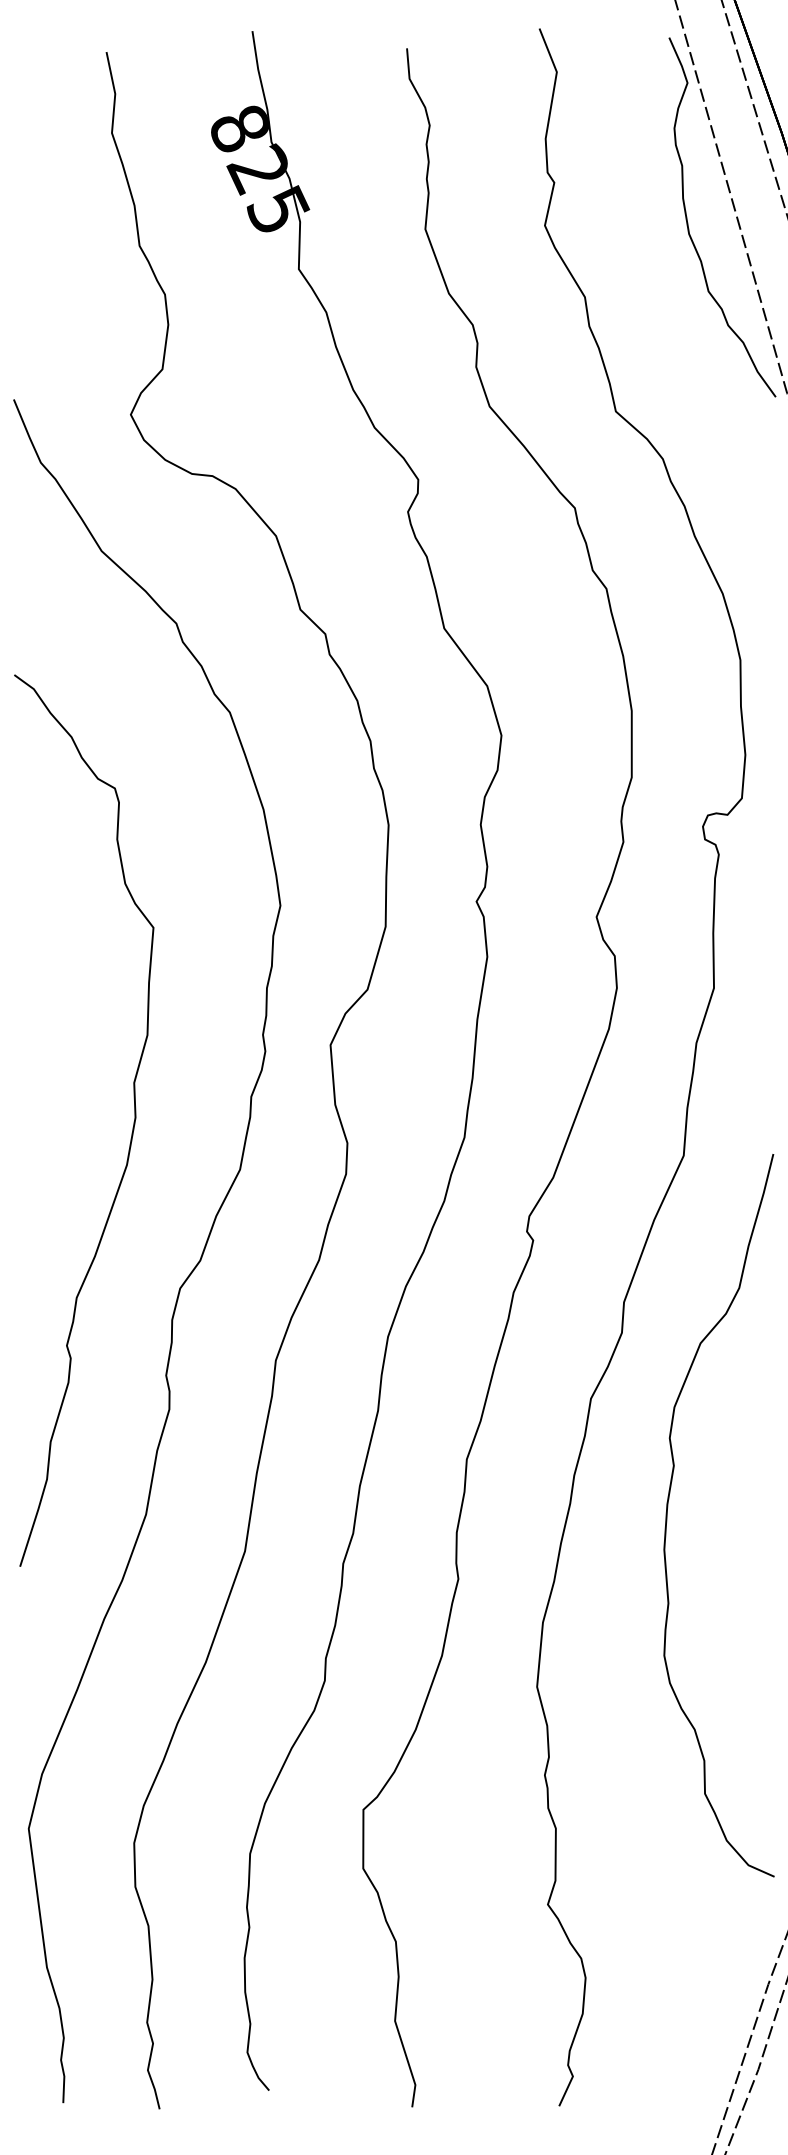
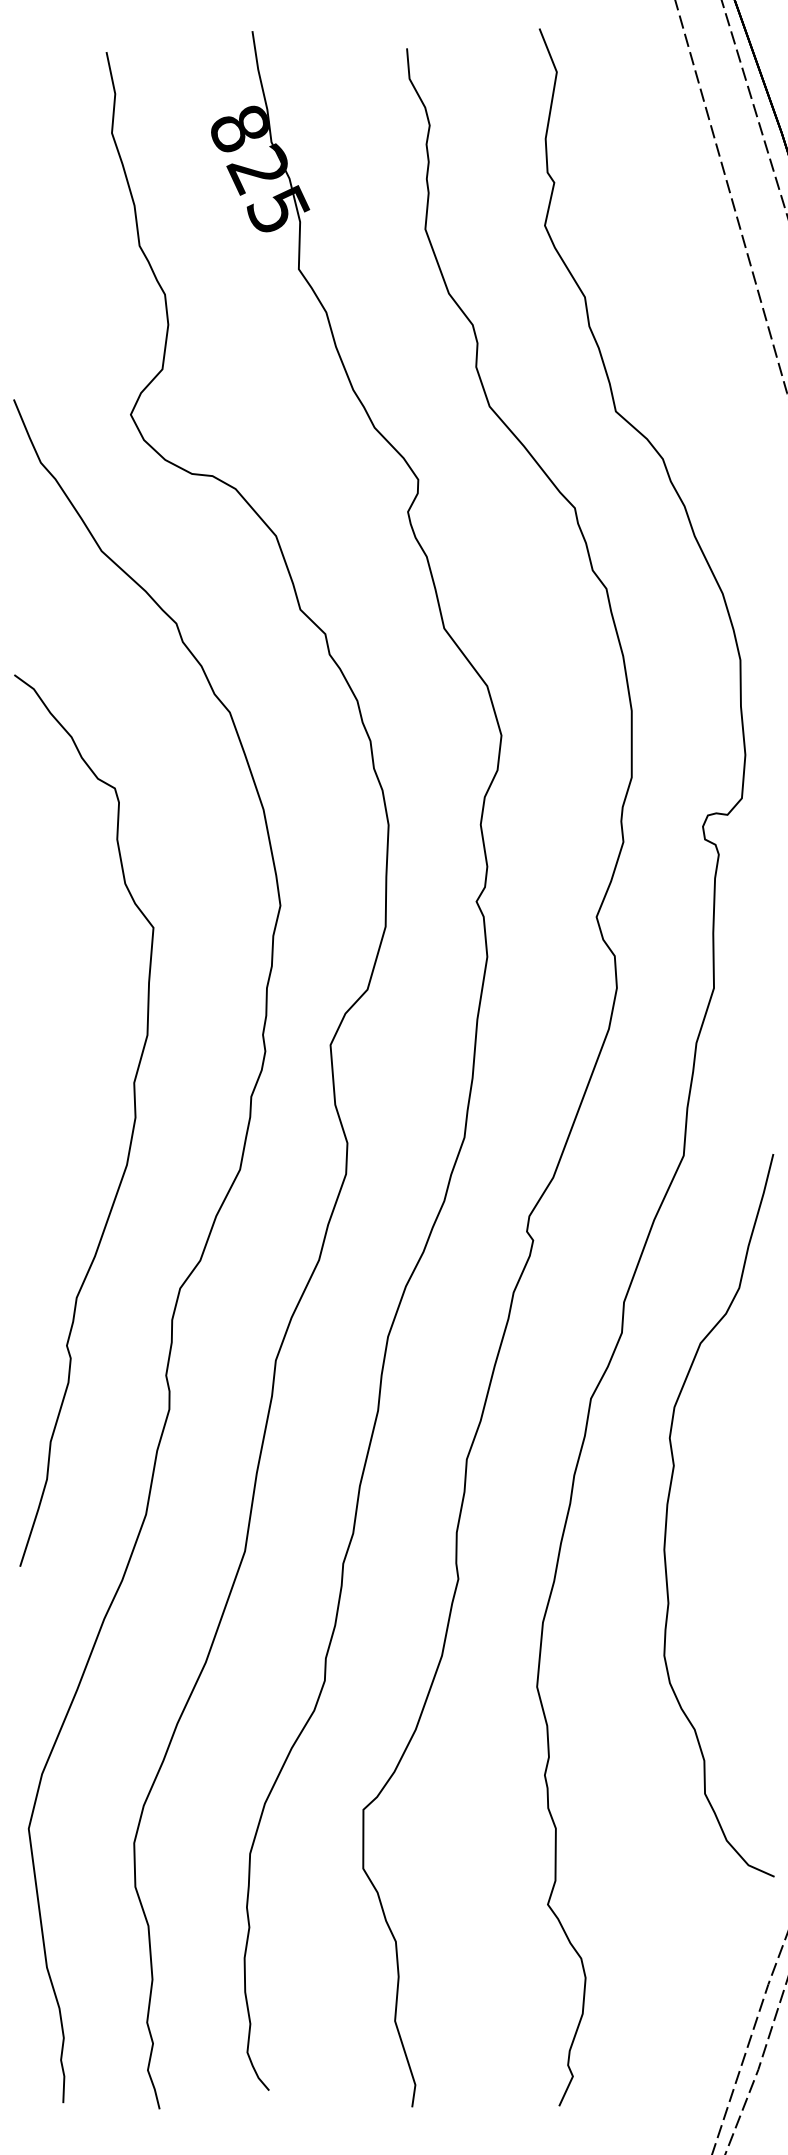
curve: present -> none (688, 222)
